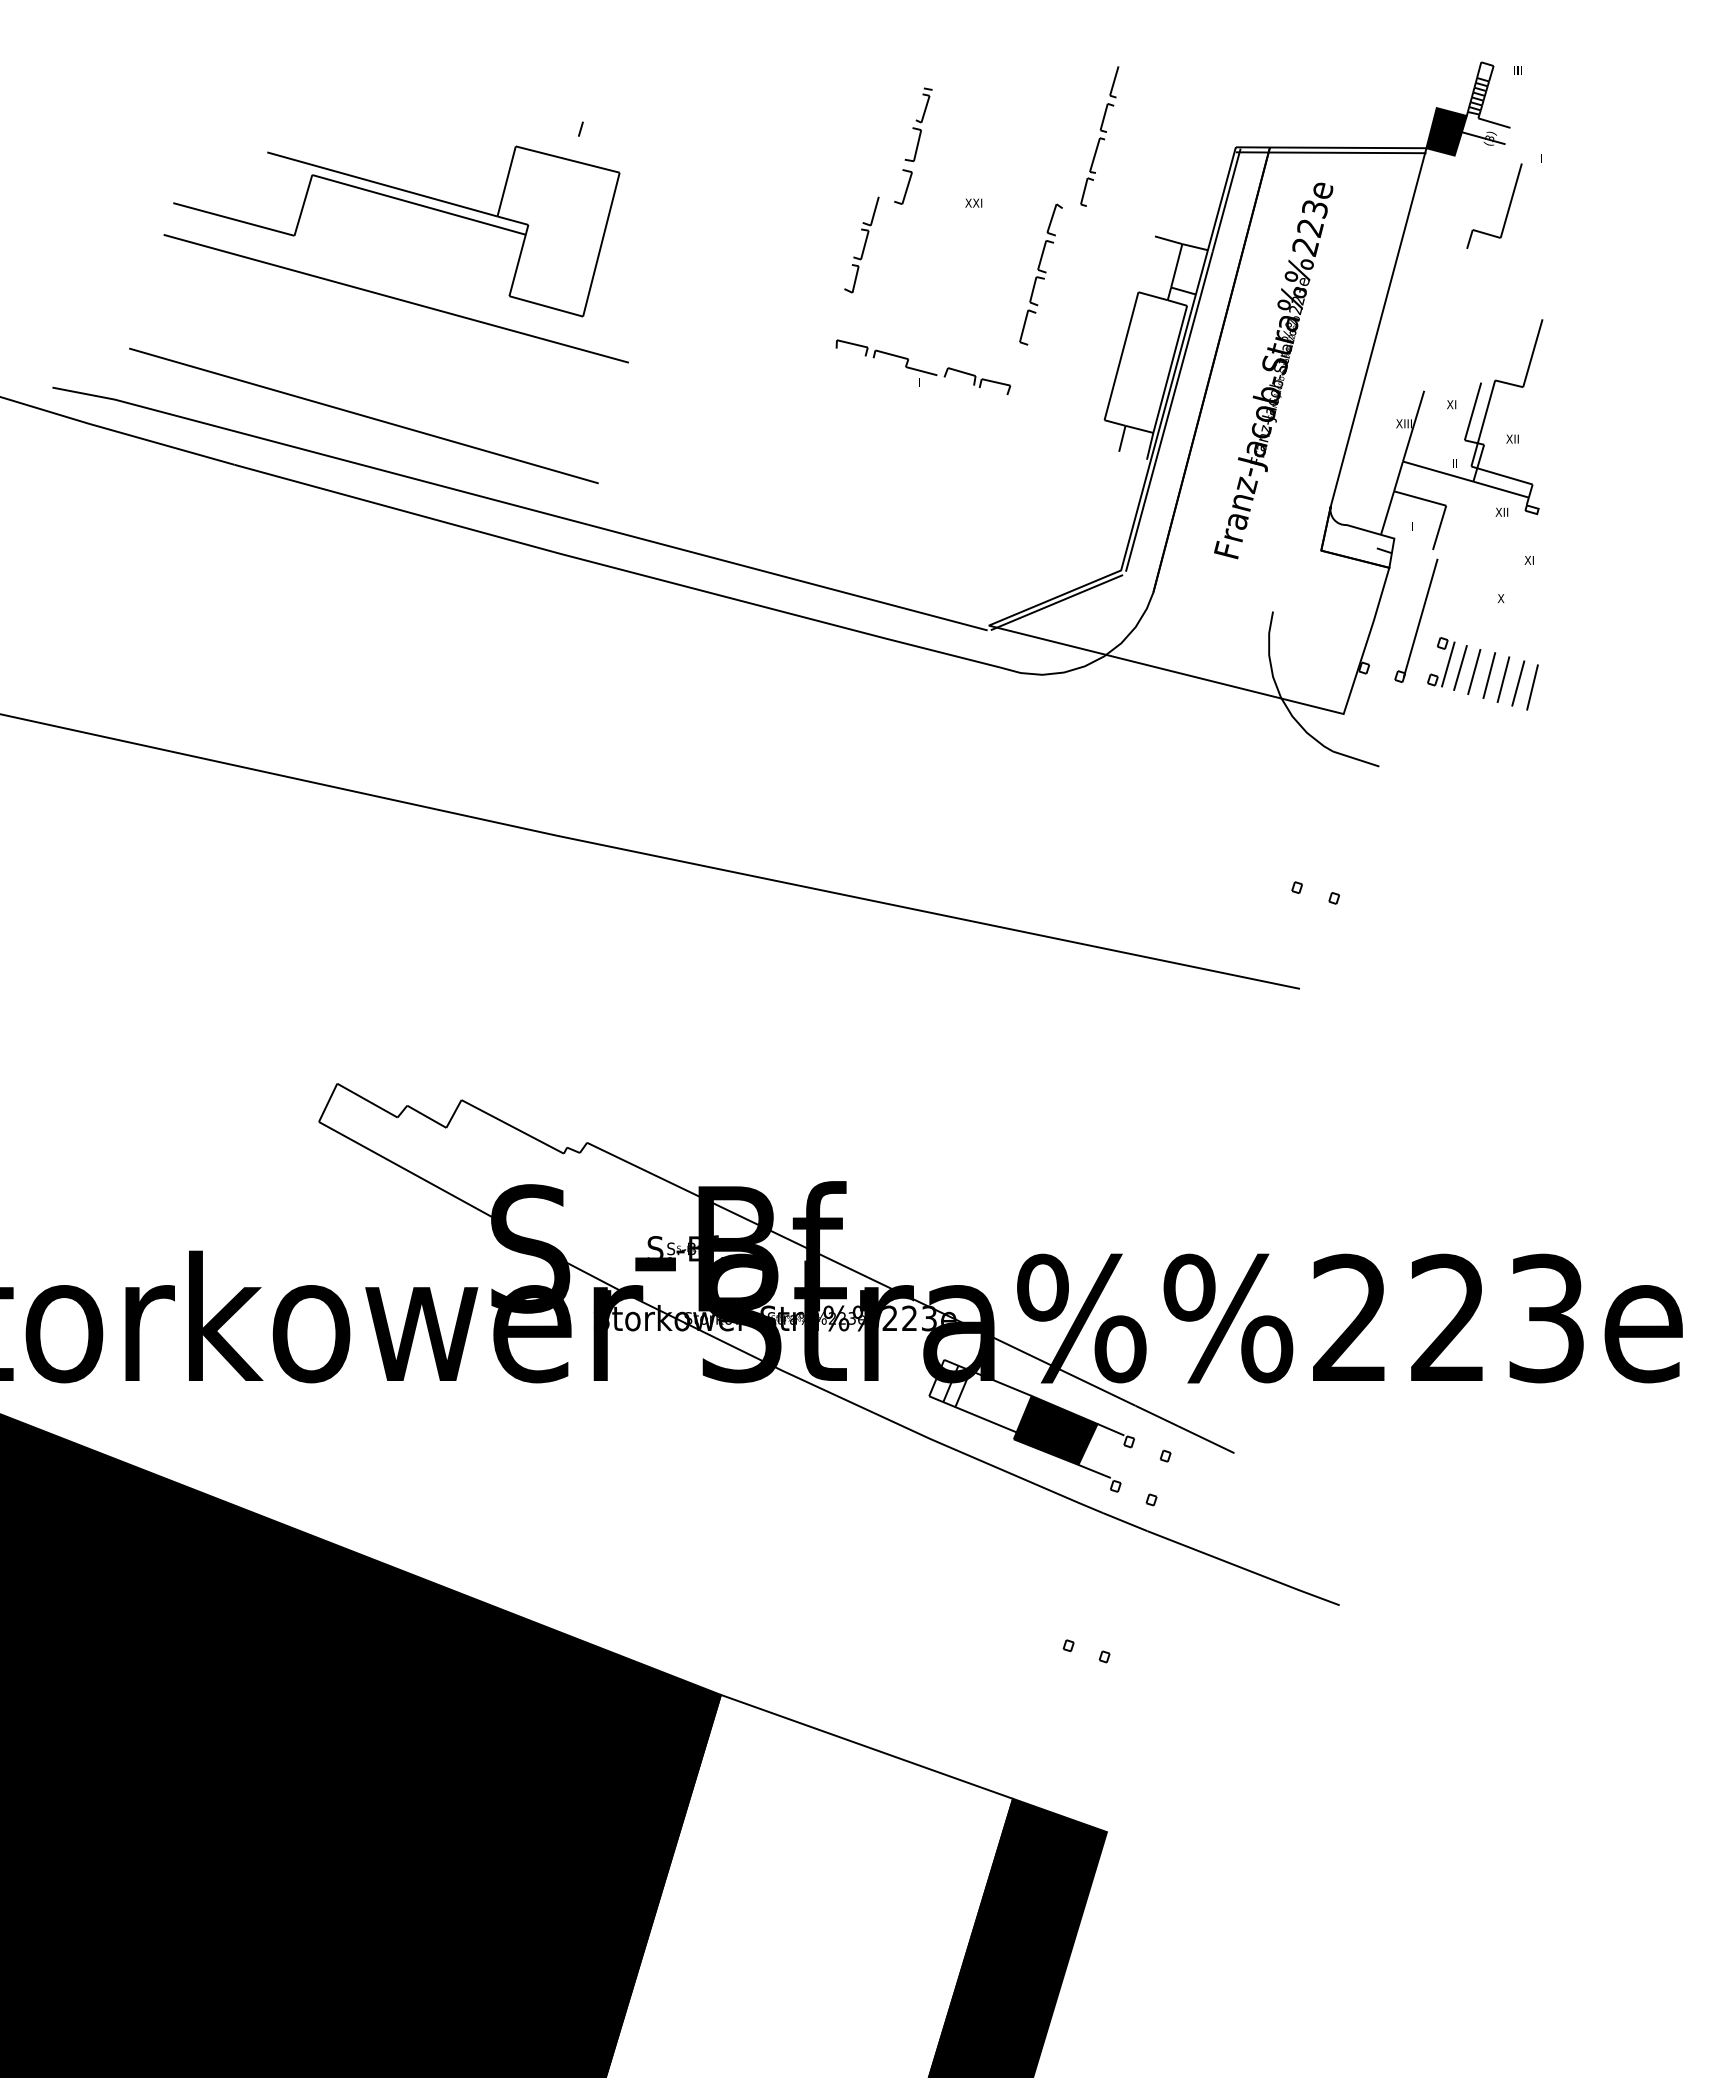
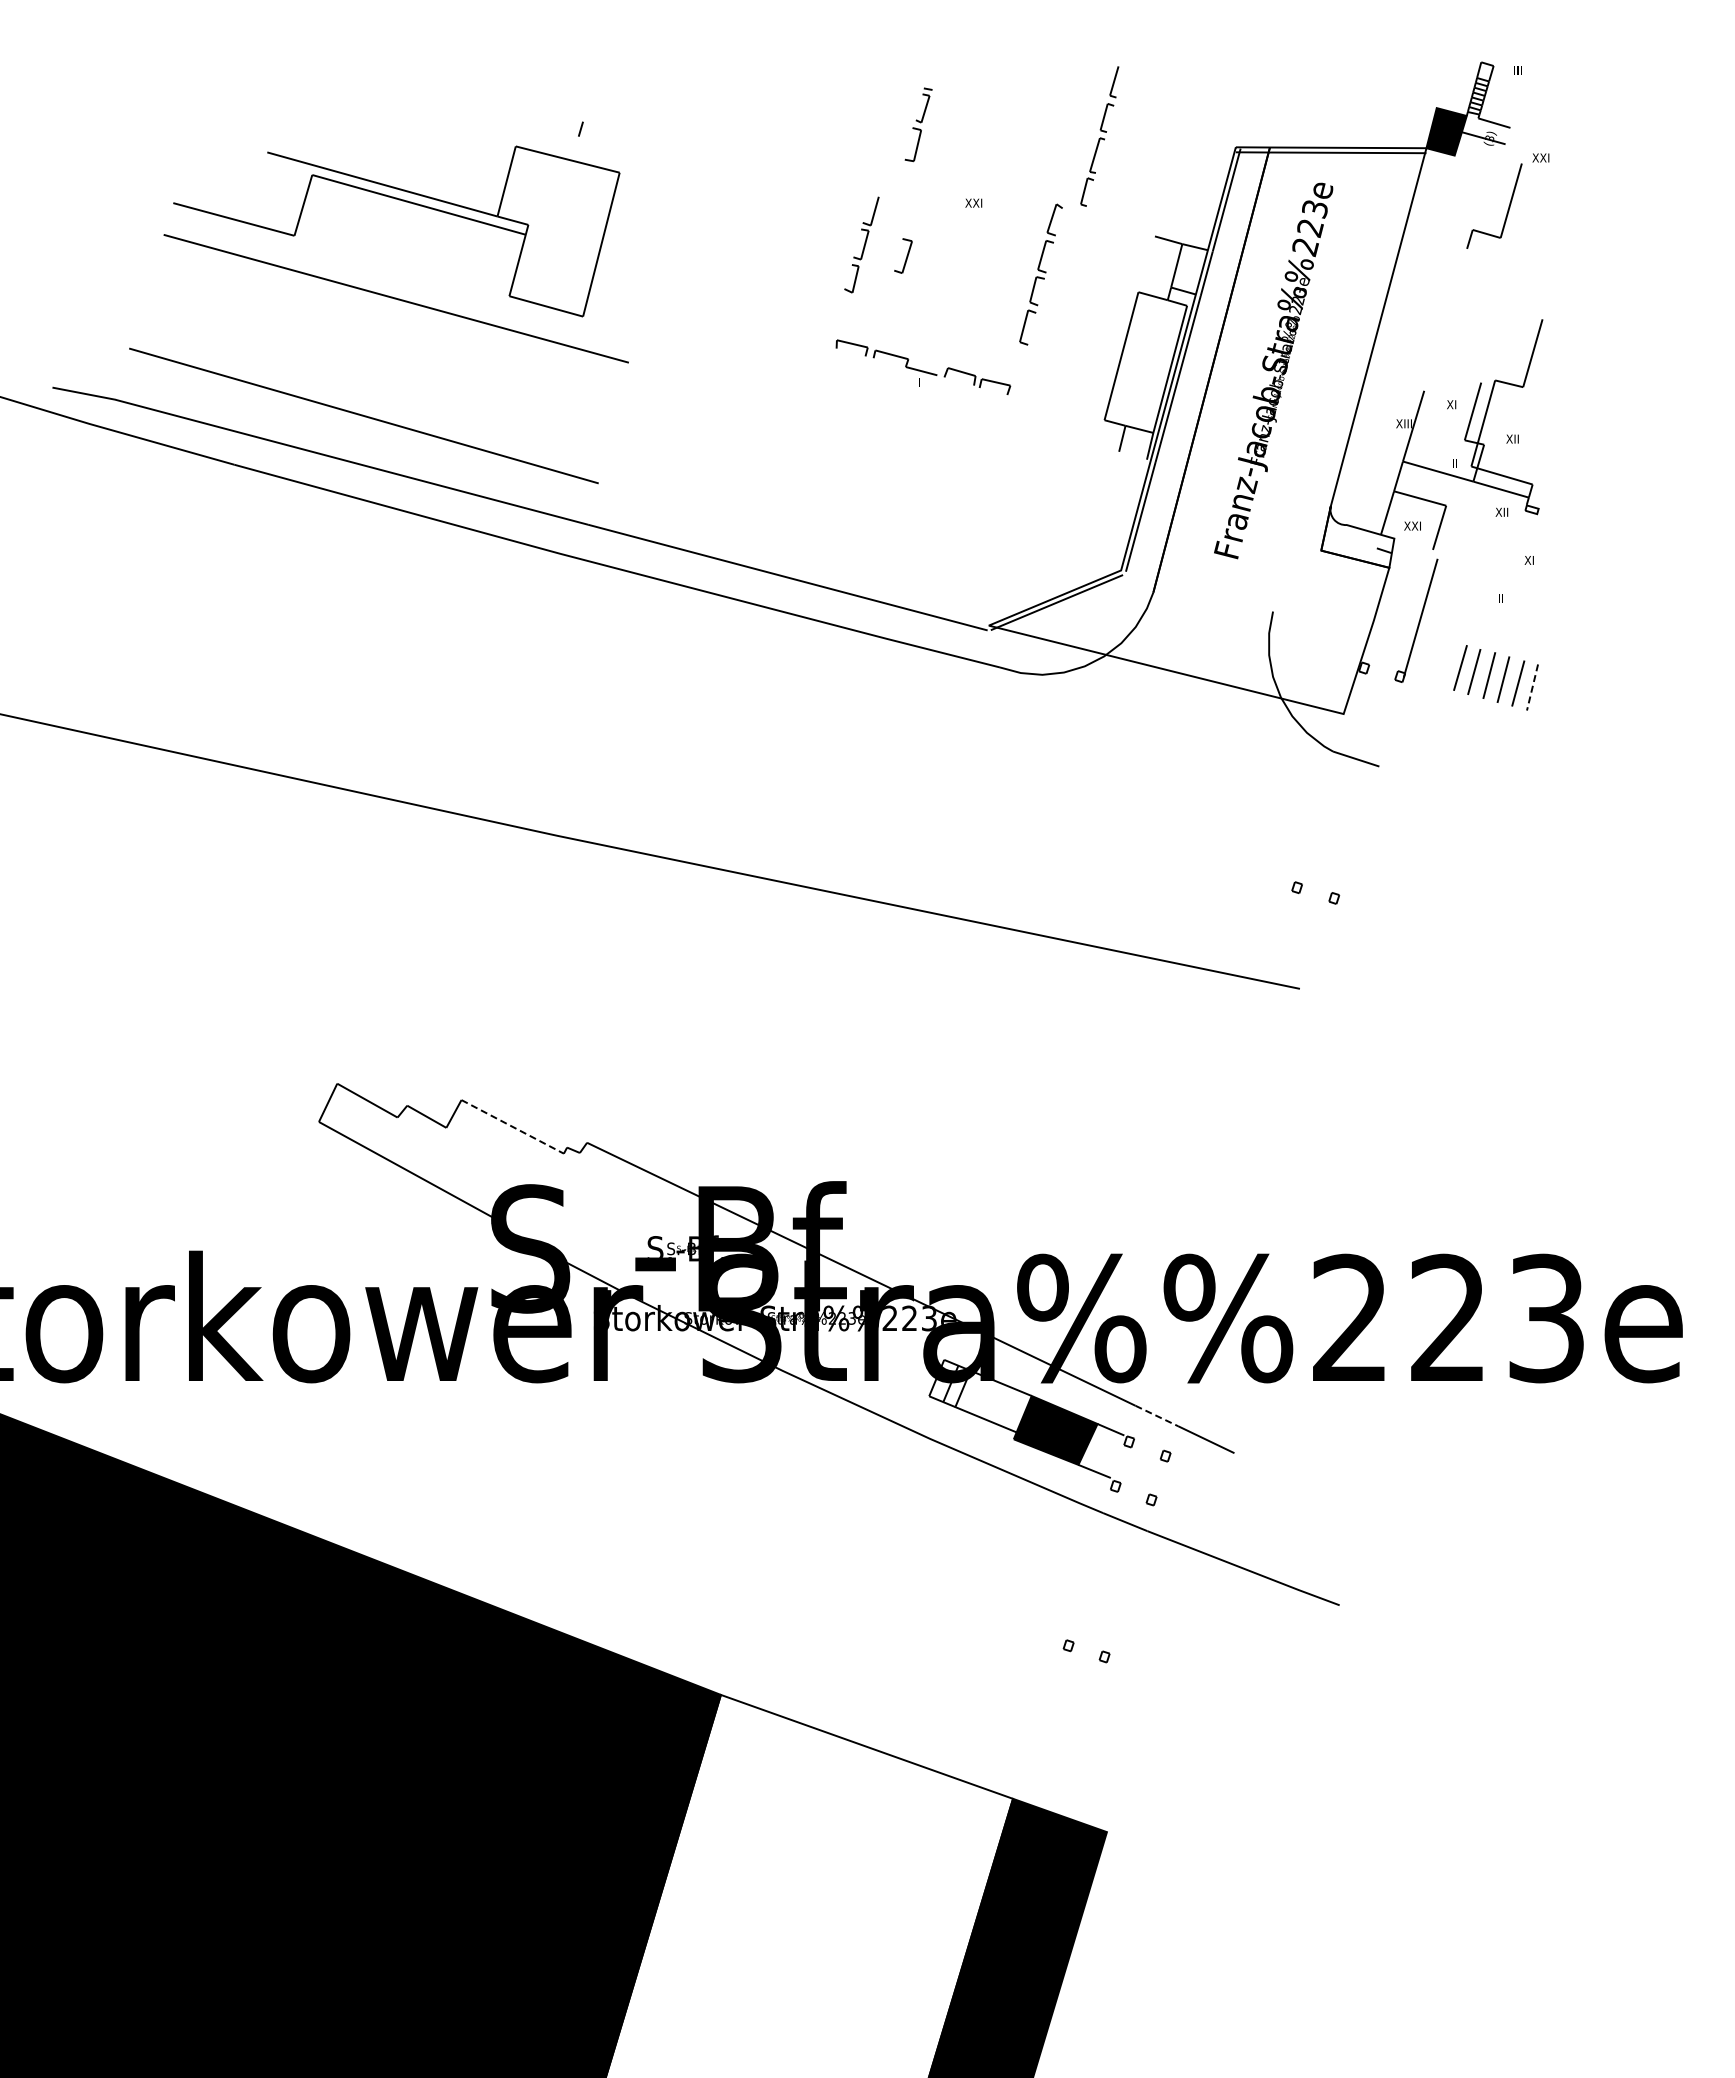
text: I -> XXI (1540, 157)
part position: (903, 186) -> (903, 255) (903, 255)
text: I -> XXI (1412, 525)
text: X -> II (1501, 598)
part: present -> none (1441, 662)
line: solid -> dashed (1532, 687)
line: solid -> dashed (512, 1126)
line: solid -> dashed (1156, 1416)
